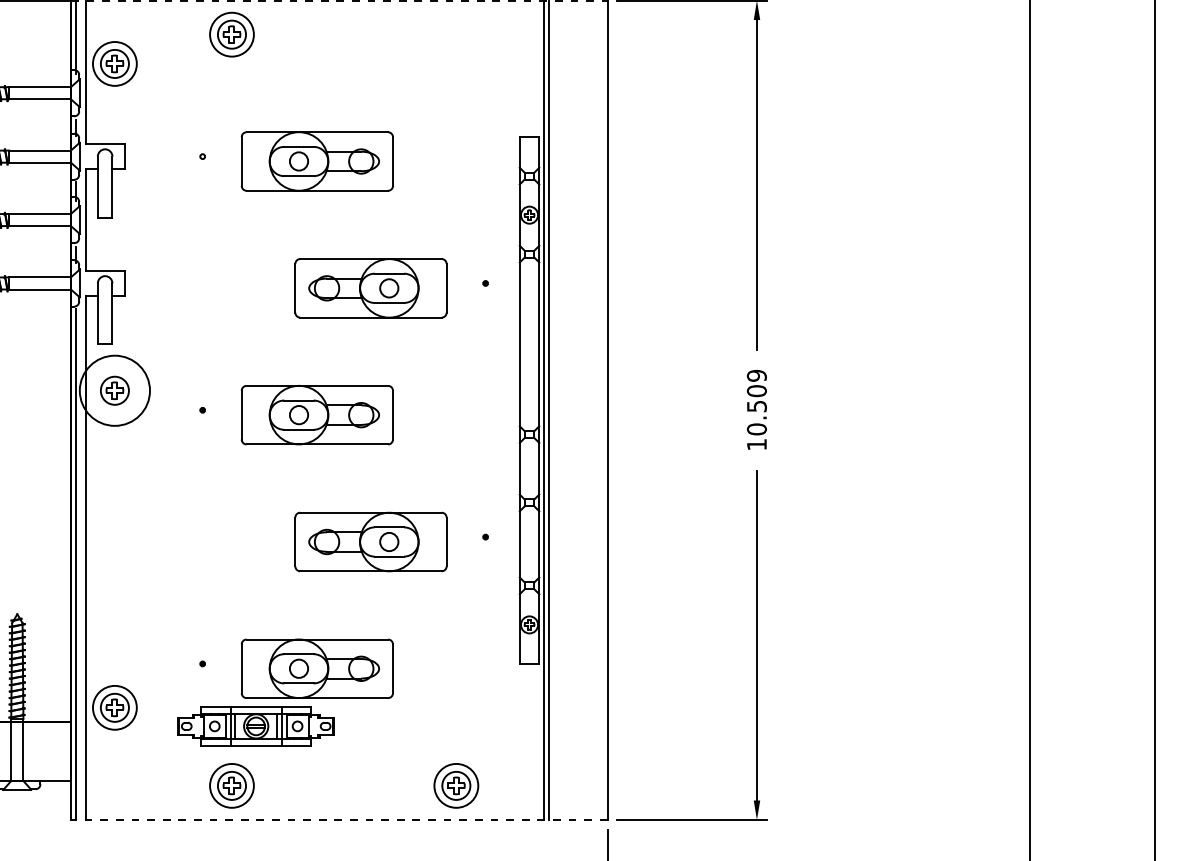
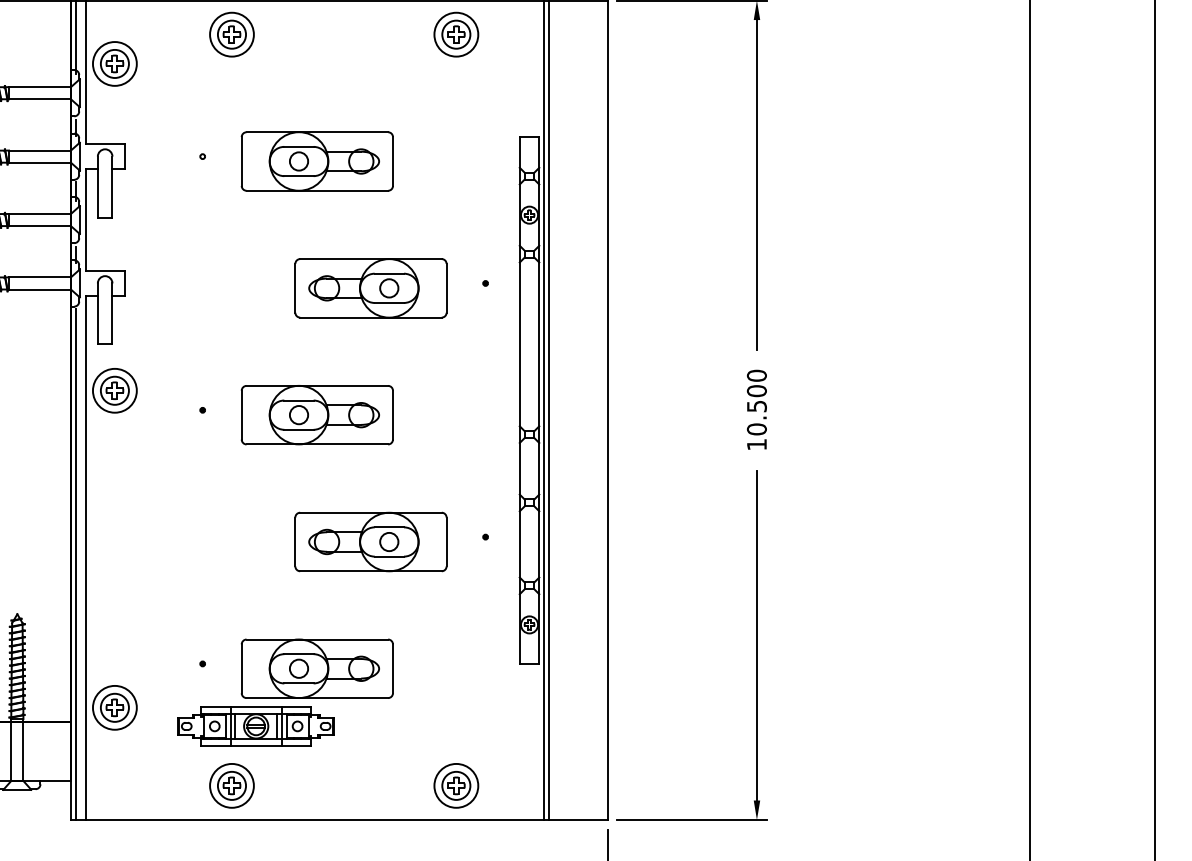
line: dashed -> solid (339, 0)
part: none -> present (456, 34)
text: 10.509 -> 10.500 (756, 375)
circle diameter: 70 px -> 44 px (114, 390)
line: dashed -> solid (338, 820)
